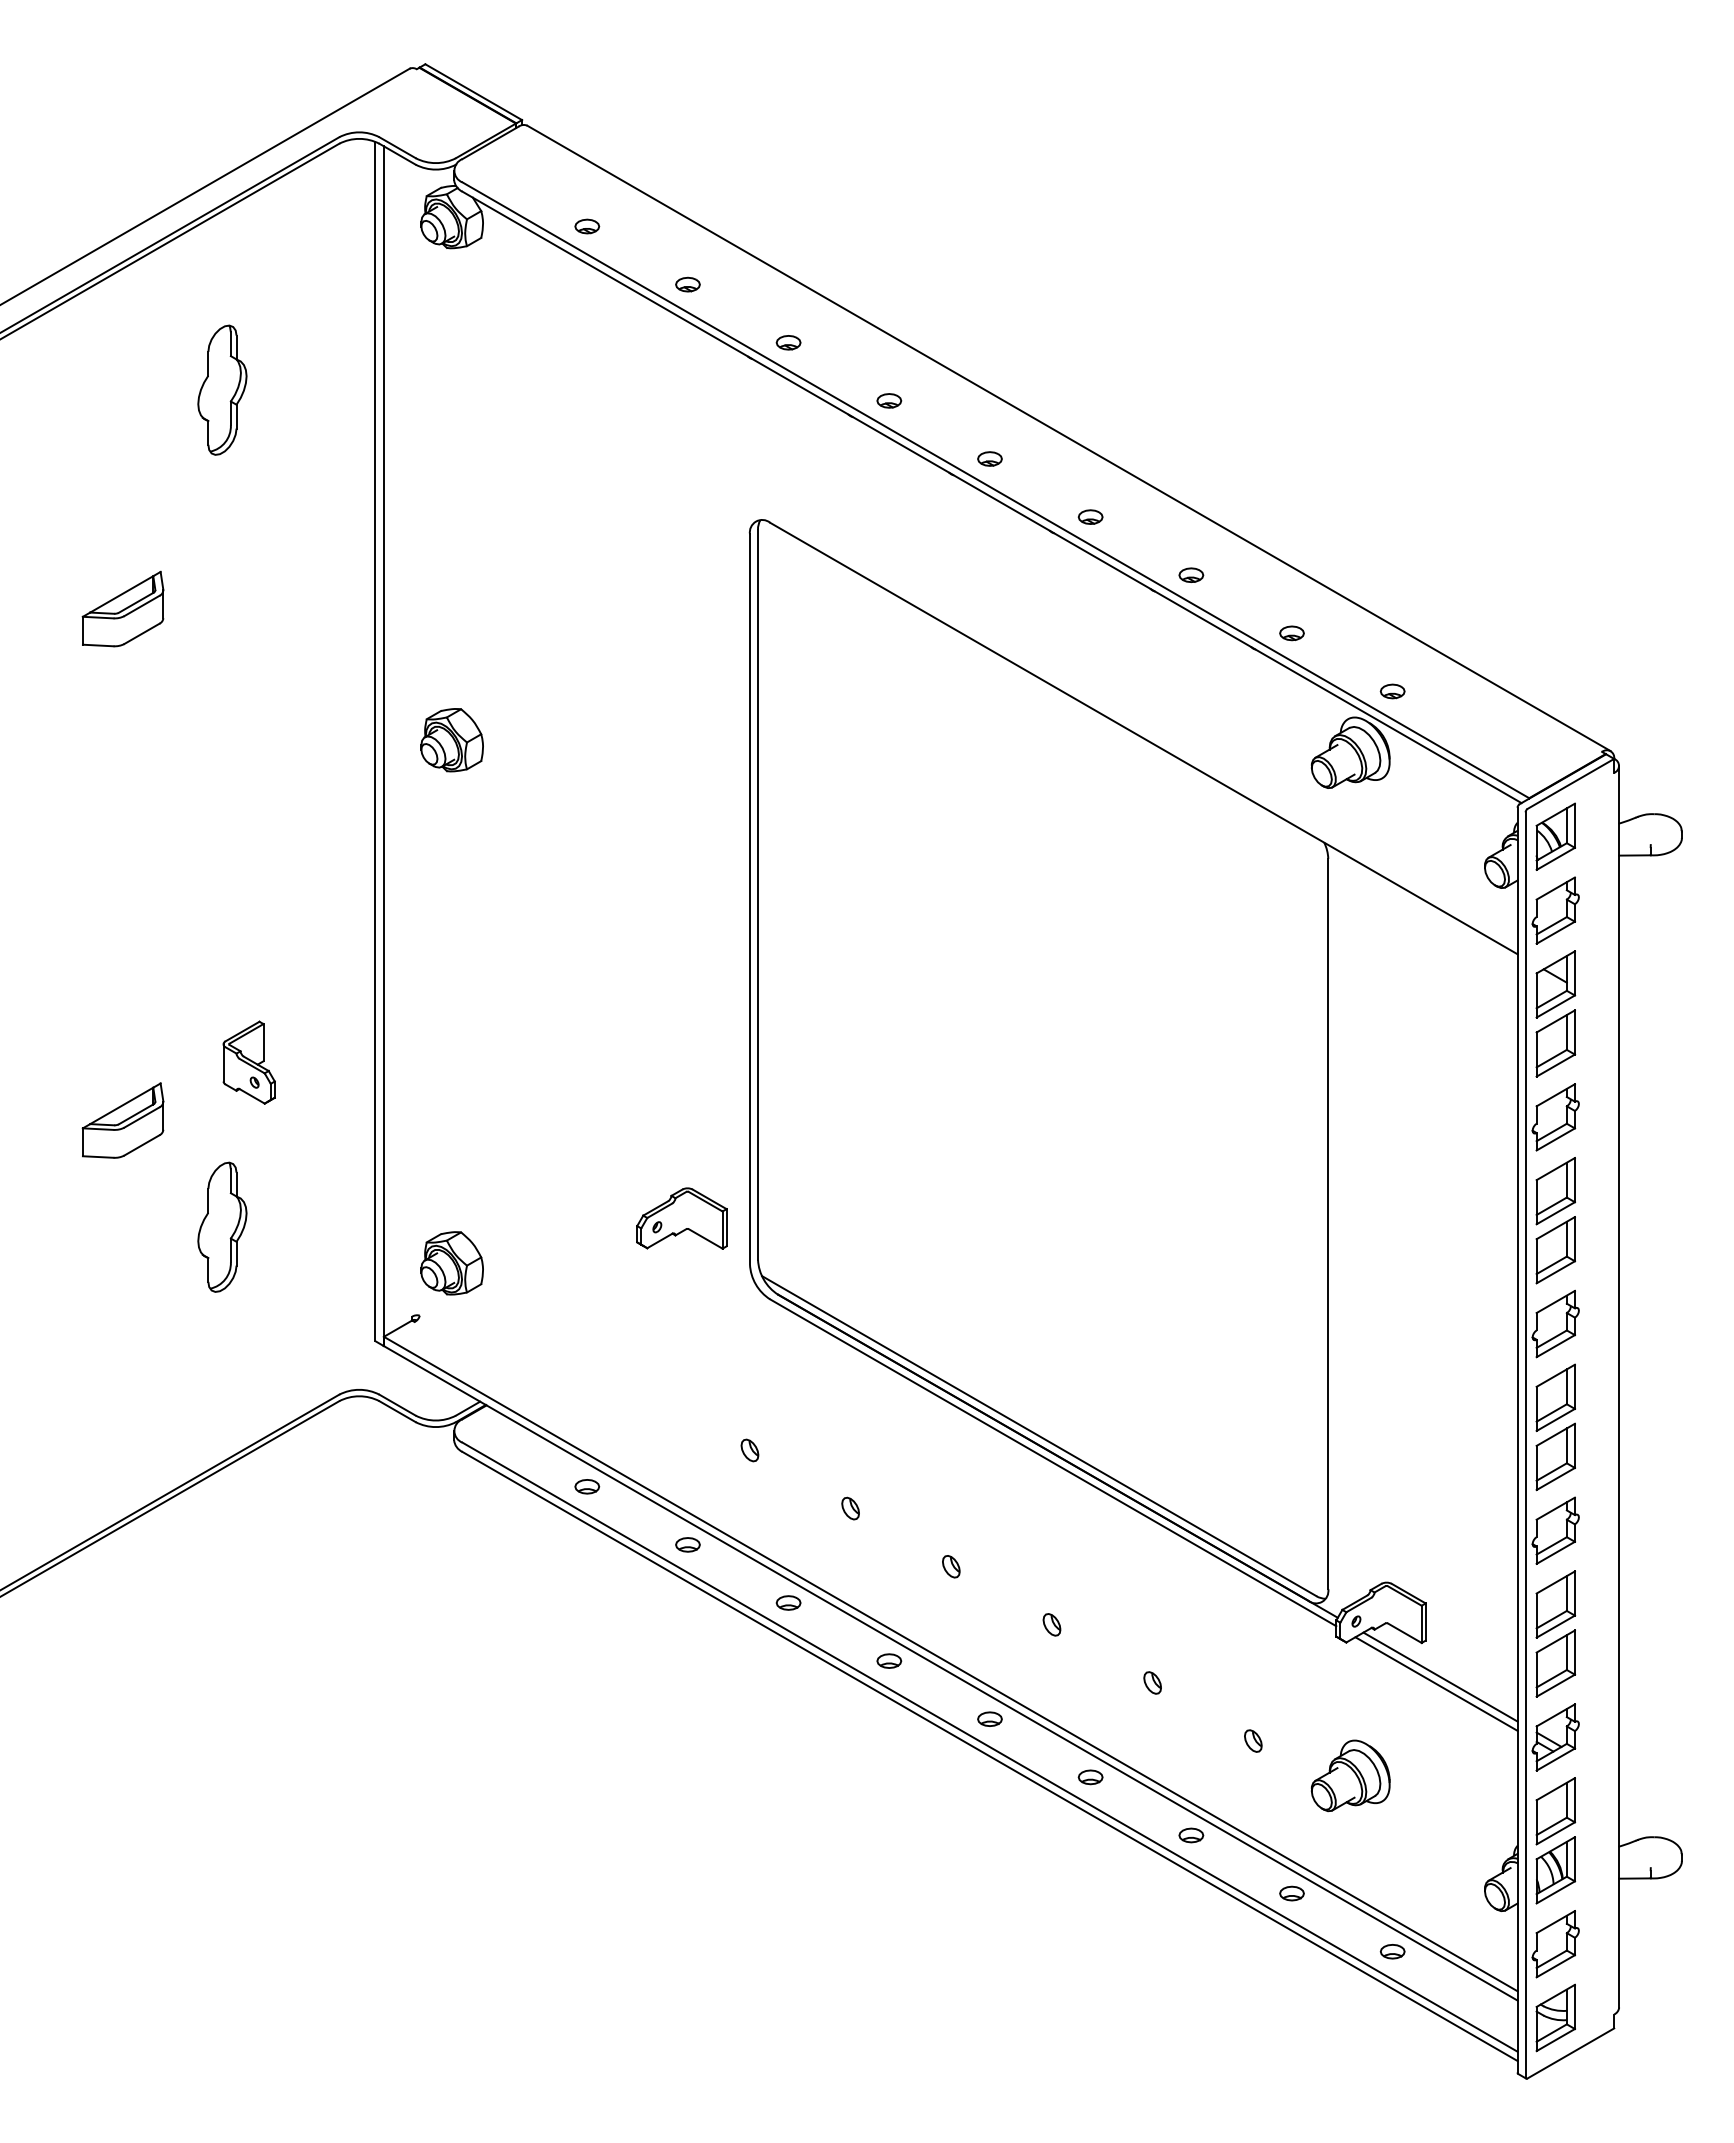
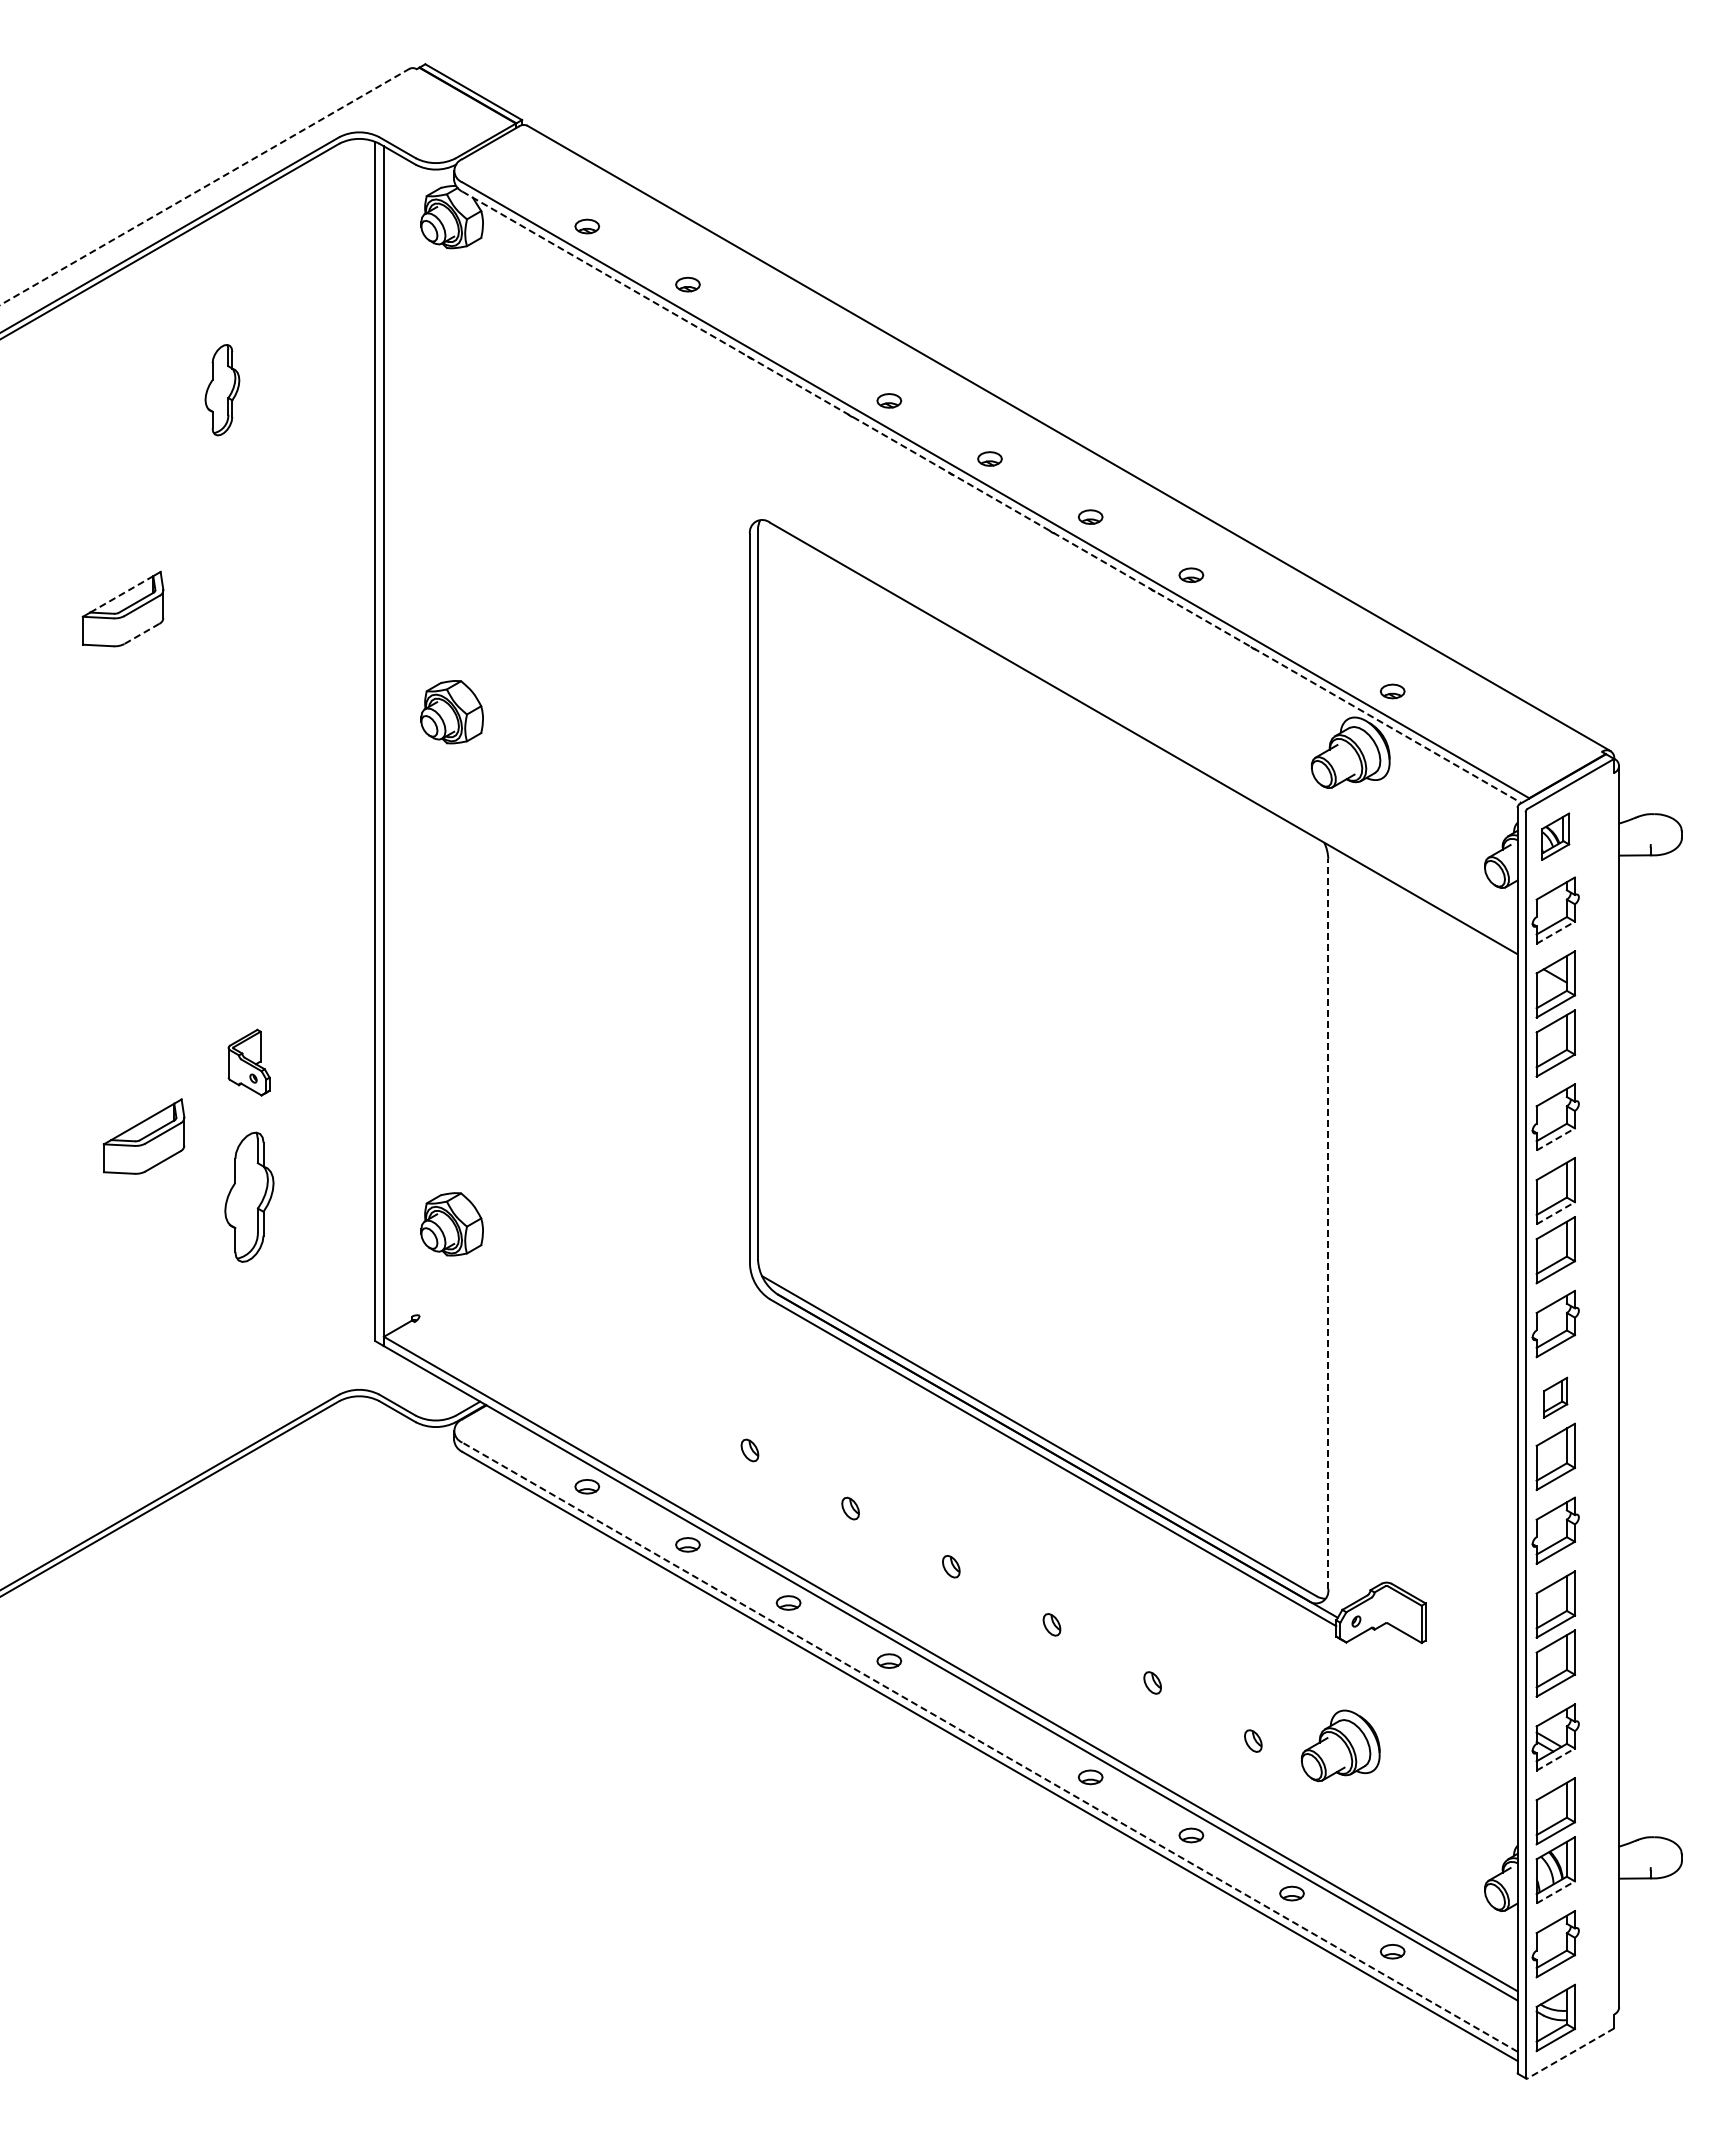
line: solid -> dashed (204, 186)
part: present -> none (788, 342)
part size: 51x132 px -> 37x93 px (222, 390)
line: solid -> dashed (992, 497)
line: solid -> dashed (122, 594)
part: present -> none (1291, 633)
line: solid -> dashed (141, 634)
part position: (451, 740) -> (451, 712) (451, 712)
part size: 41x69 px -> 30x49 px (1555, 836)
line: solid -> dashed (1556, 932)
part size: 54x85 px -> 44x69 px (248, 1062)
part position: (122, 1120) -> (143, 1136) (143, 1136)
line: solid -> dashed (1556, 1139)
line: solid -> dashed (1556, 1213)
part: present -> none (681, 1218)
line: solid -> dashed (1328, 1223)
part position: (222, 1226) -> (249, 1196) (249, 1196)
part position: (451, 1263) -> (451, 1224) (451, 1224)
part size: 41x69 px -> 26x43 px (1555, 1397)
line: present -> none (1440, 1676)
line: present -> none (1436, 1683)
part: present -> none (989, 1718)
line: solid -> dashed (989, 1746)
line: solid -> dashed (1556, 1759)
part position: (1350, 1775) -> (1340, 1745) (1340, 1745)
line: solid -> dashed (1556, 1892)
line: solid -> dashed (1570, 2053)
